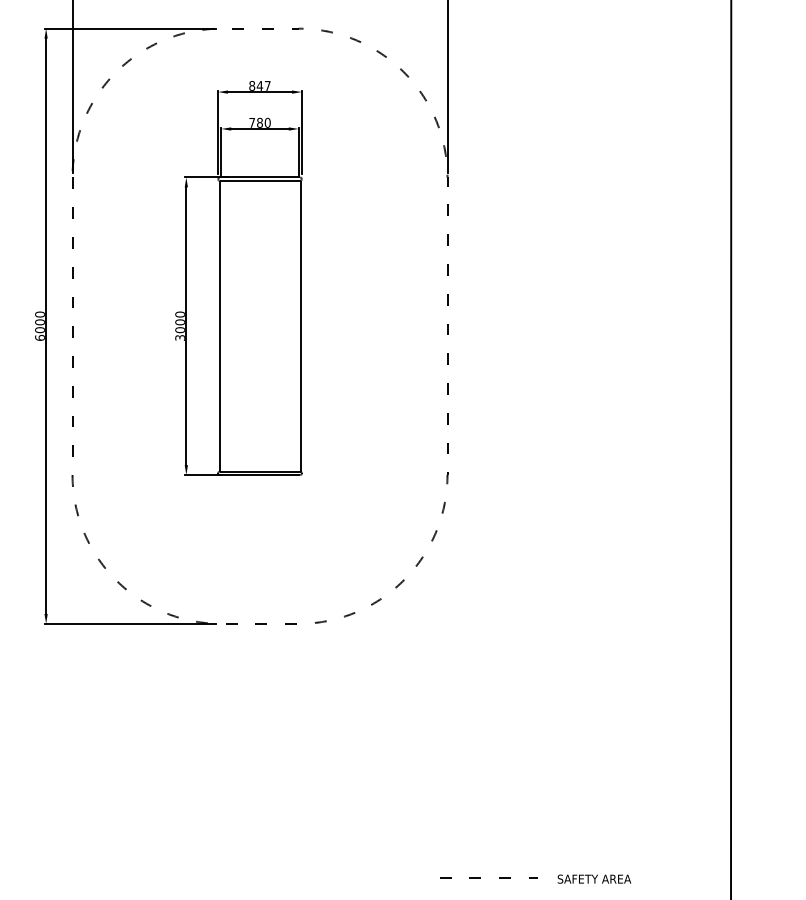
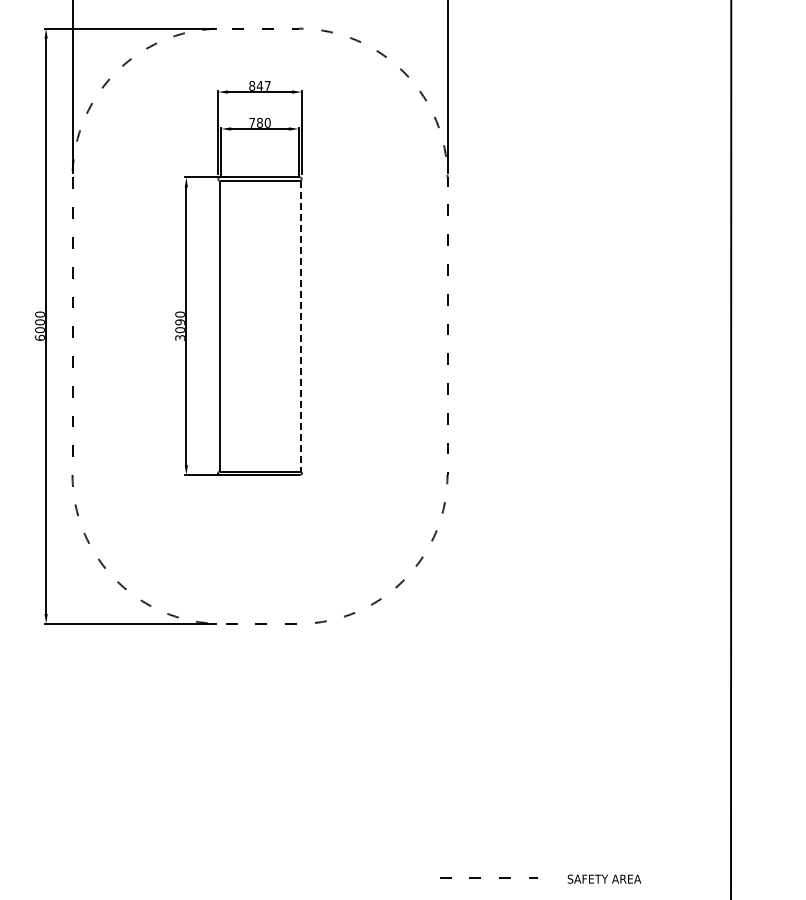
text: 3000 -> 3090 (179, 322)
line: solid -> dashed (300, 326)
text position: (594, 878) -> (604, 878) (604, 878)
